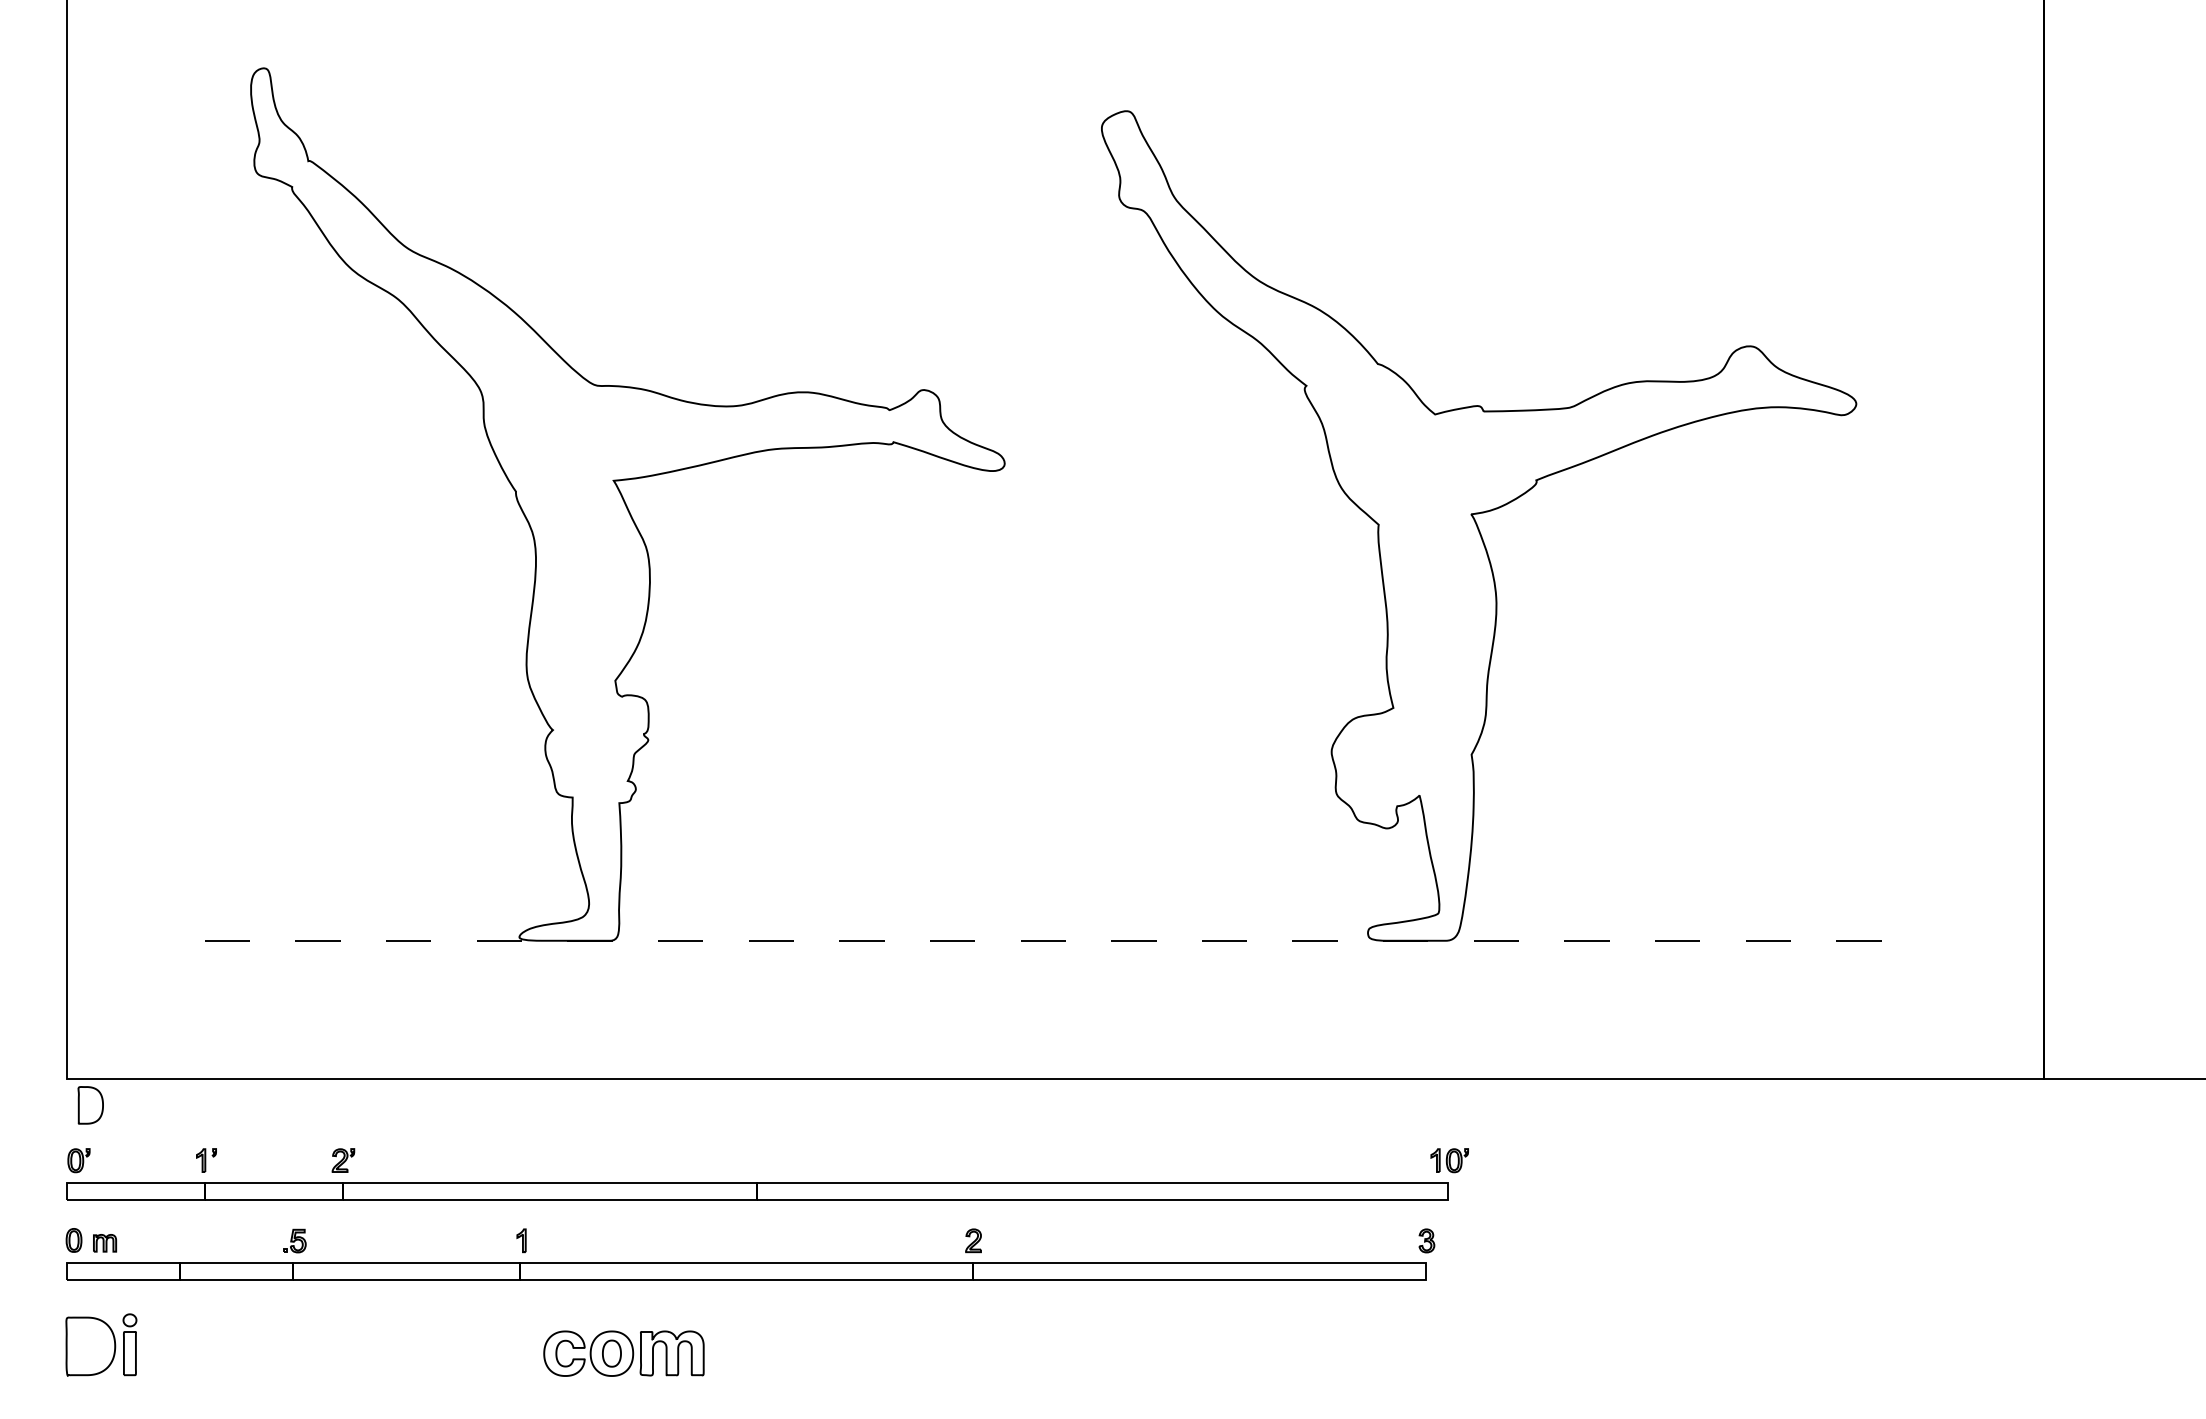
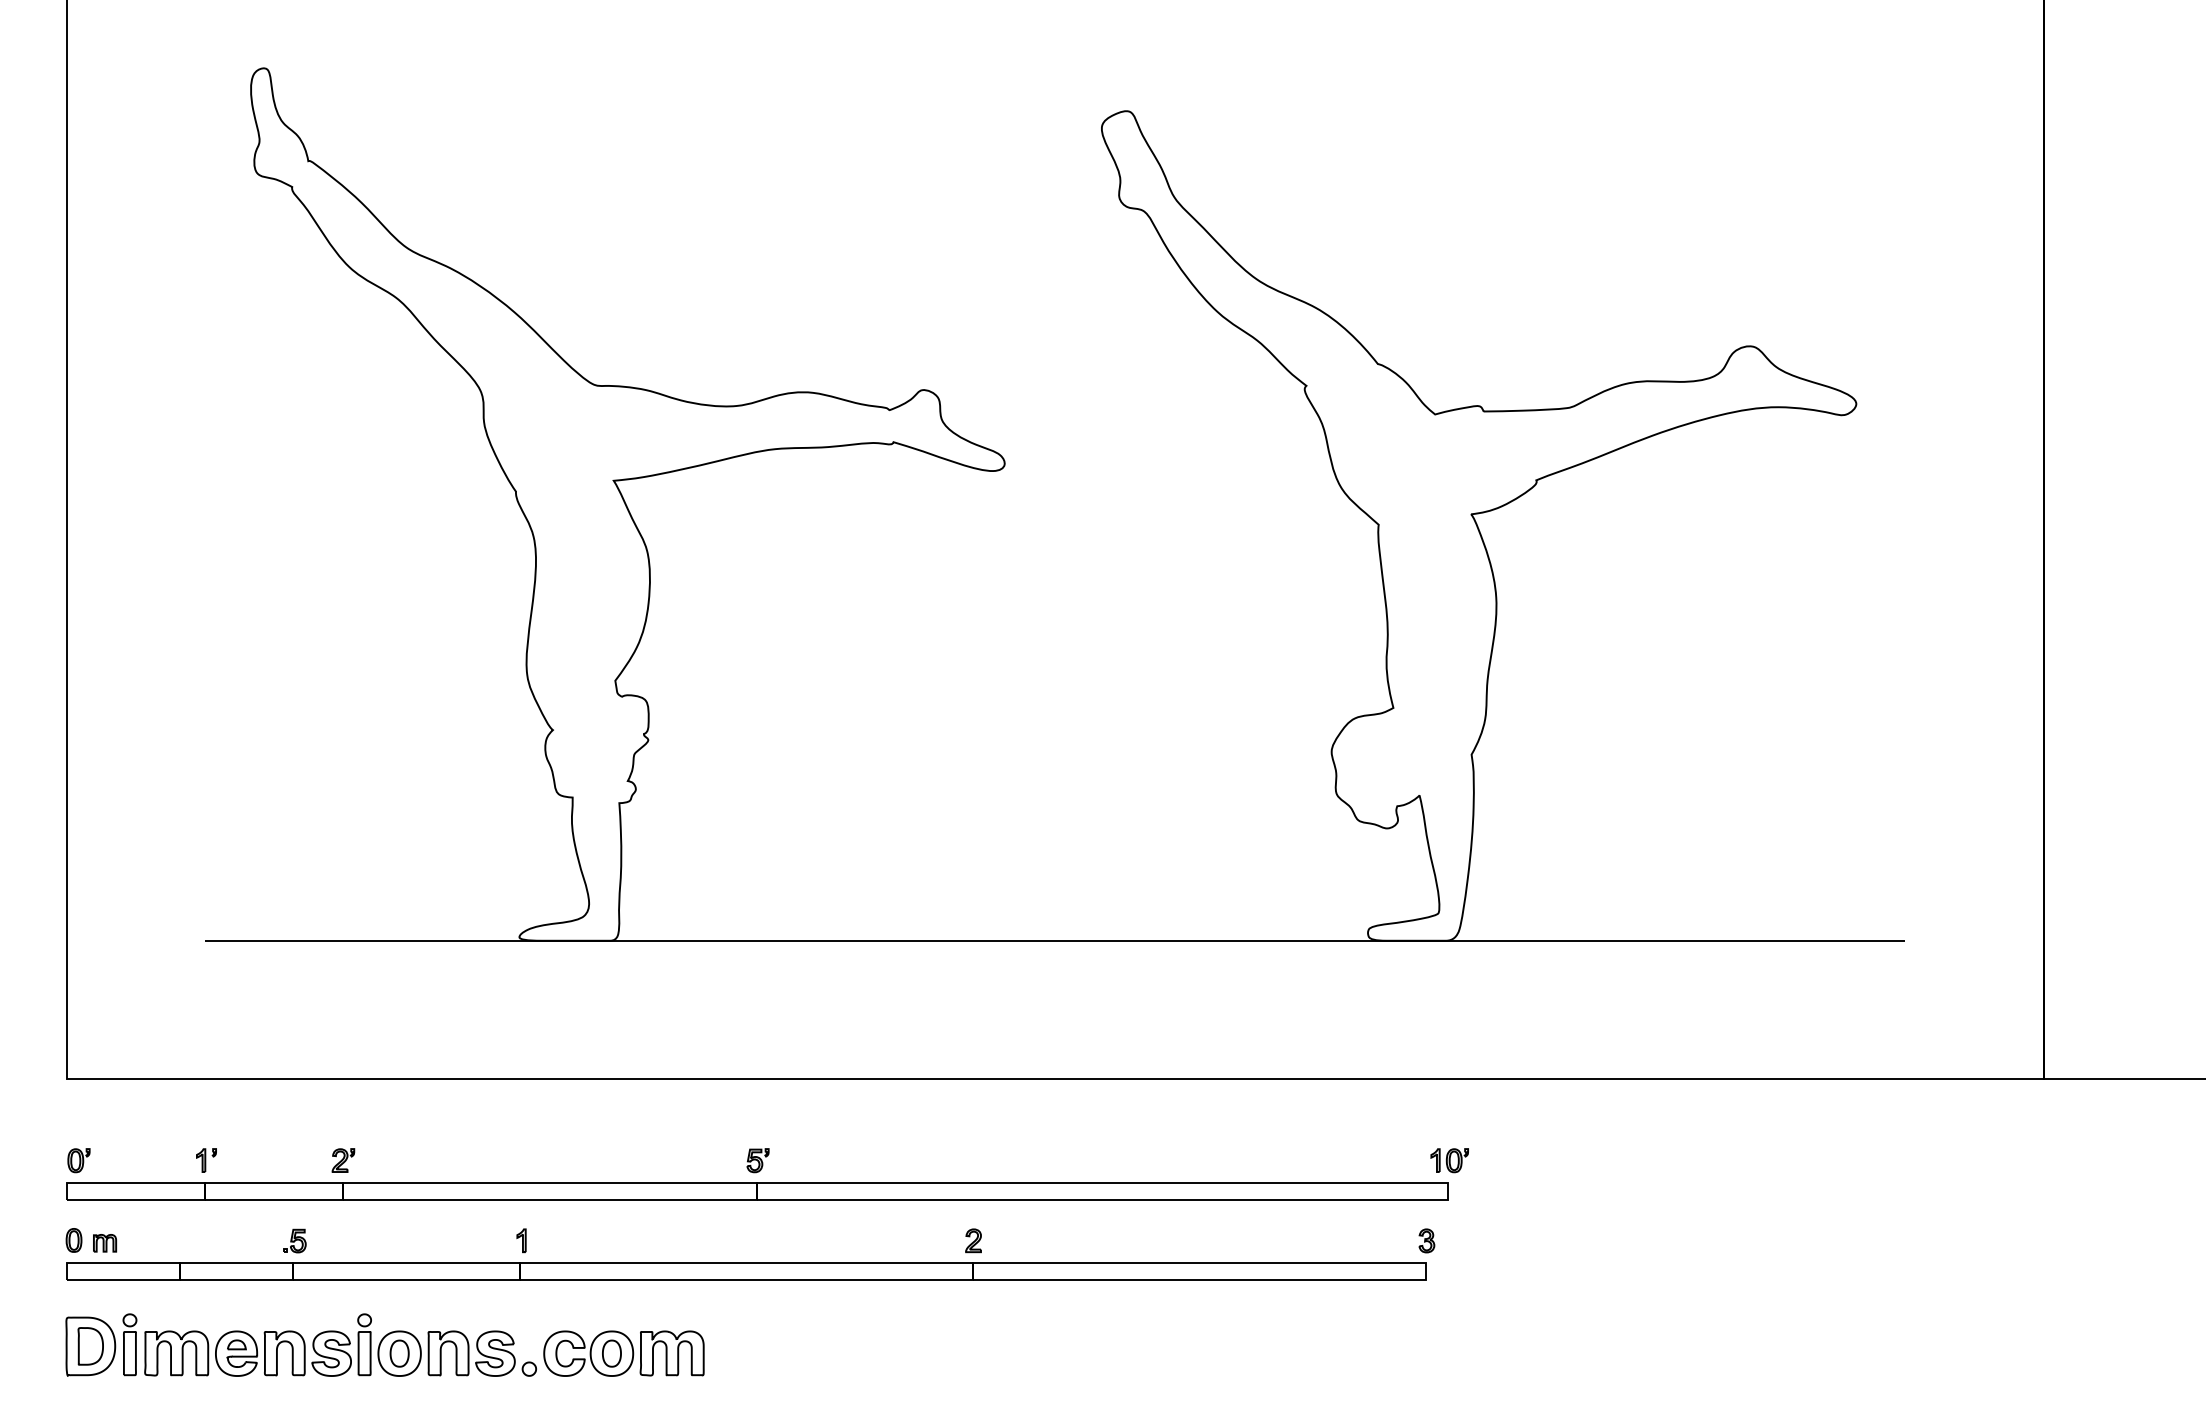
line: dashed -> solid (1055, 940)
part position: (90, 1105) -> (90, 1346) (90, 1346)
part: none -> present (757, 1160)
part: none -> present (340, 1344)
